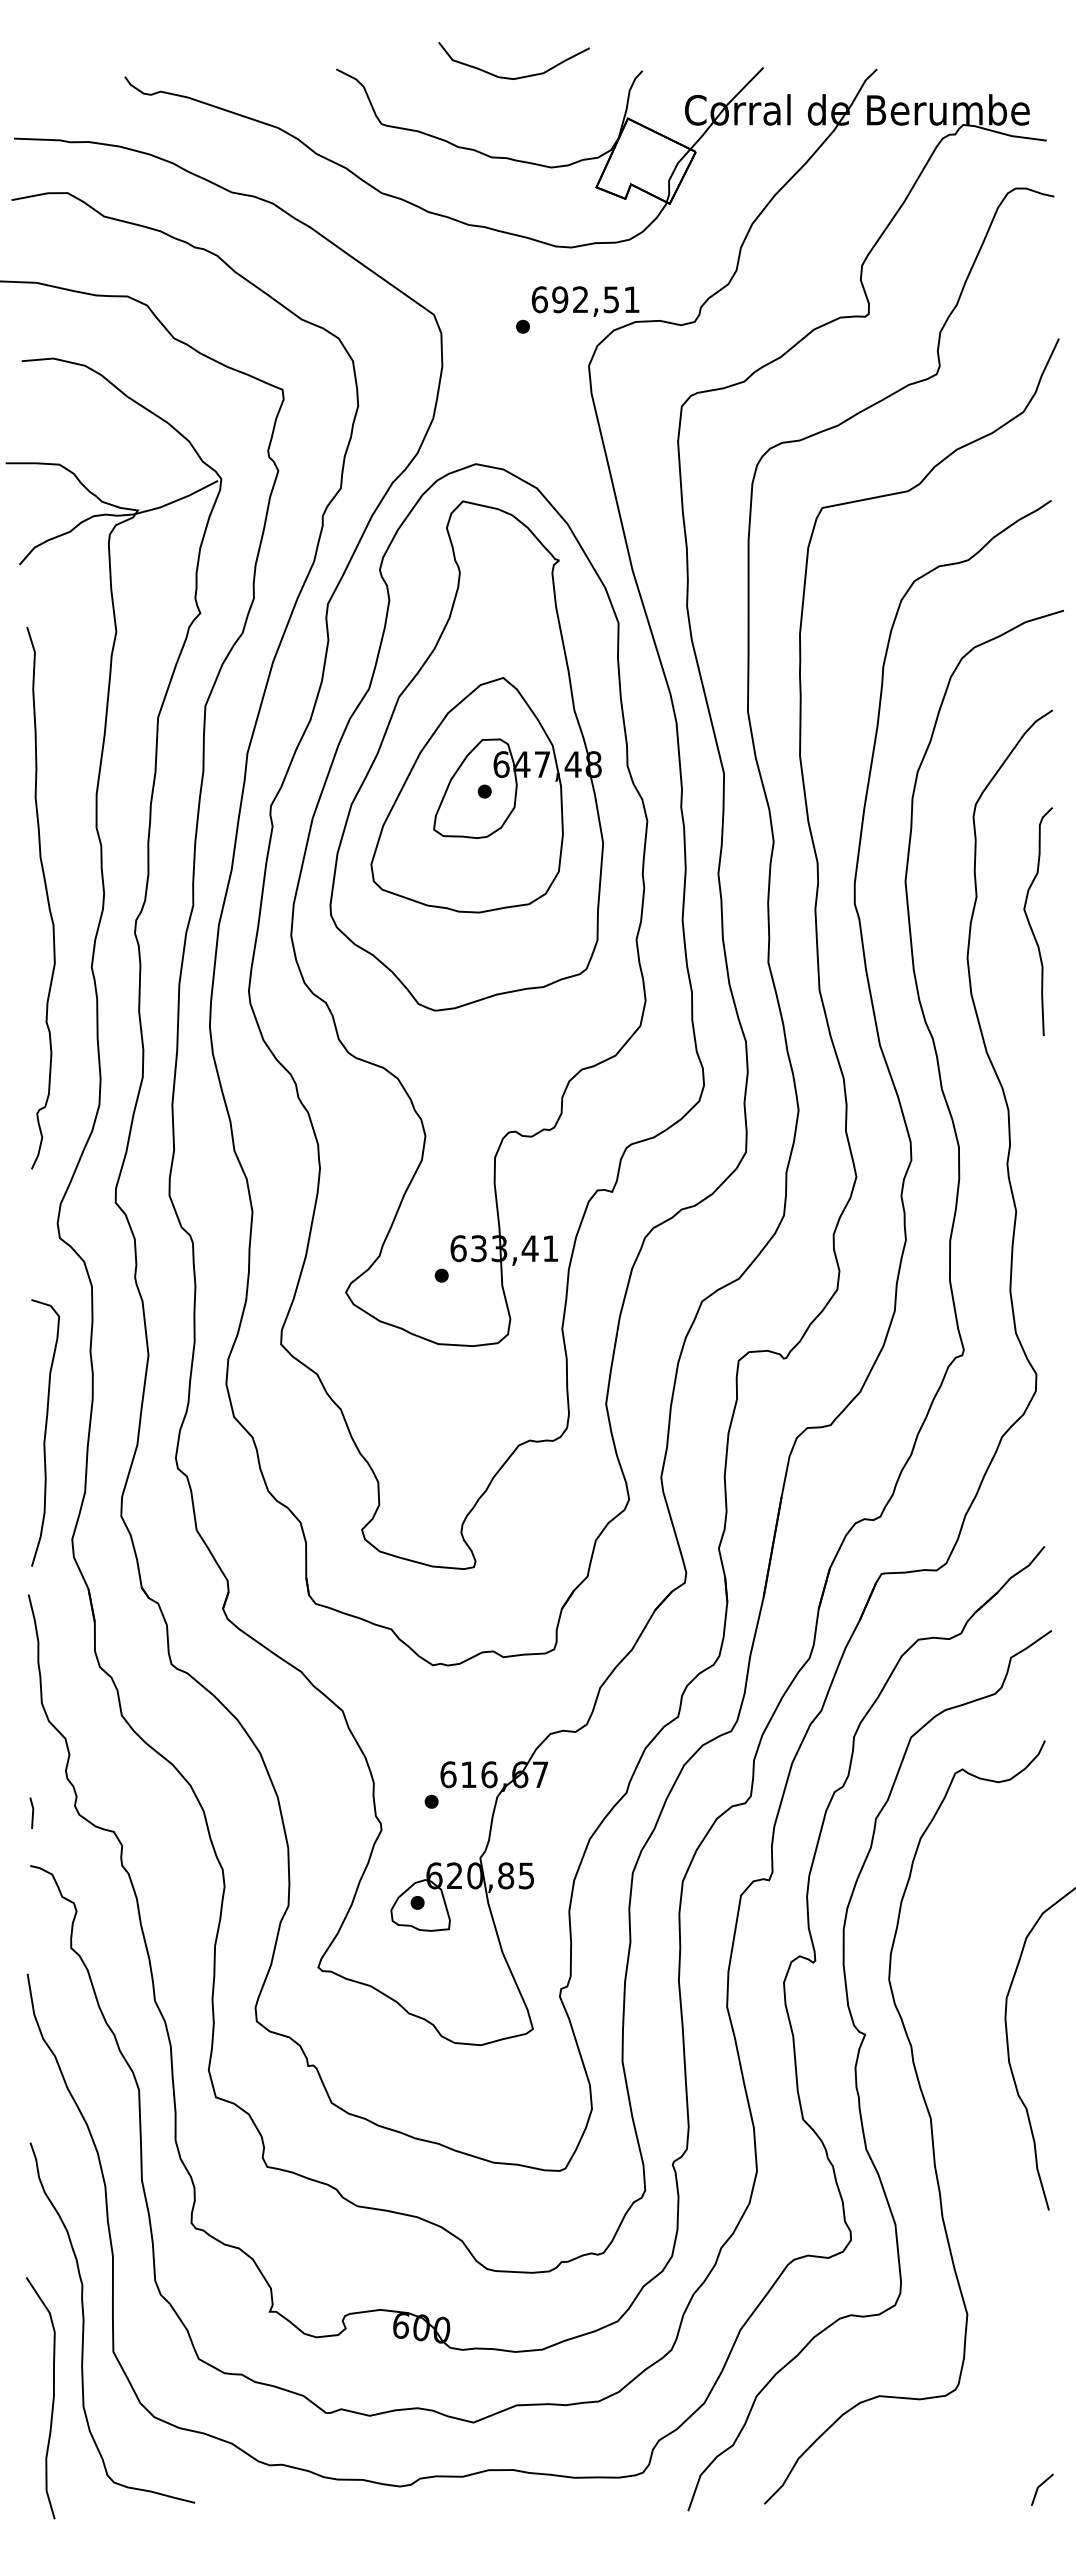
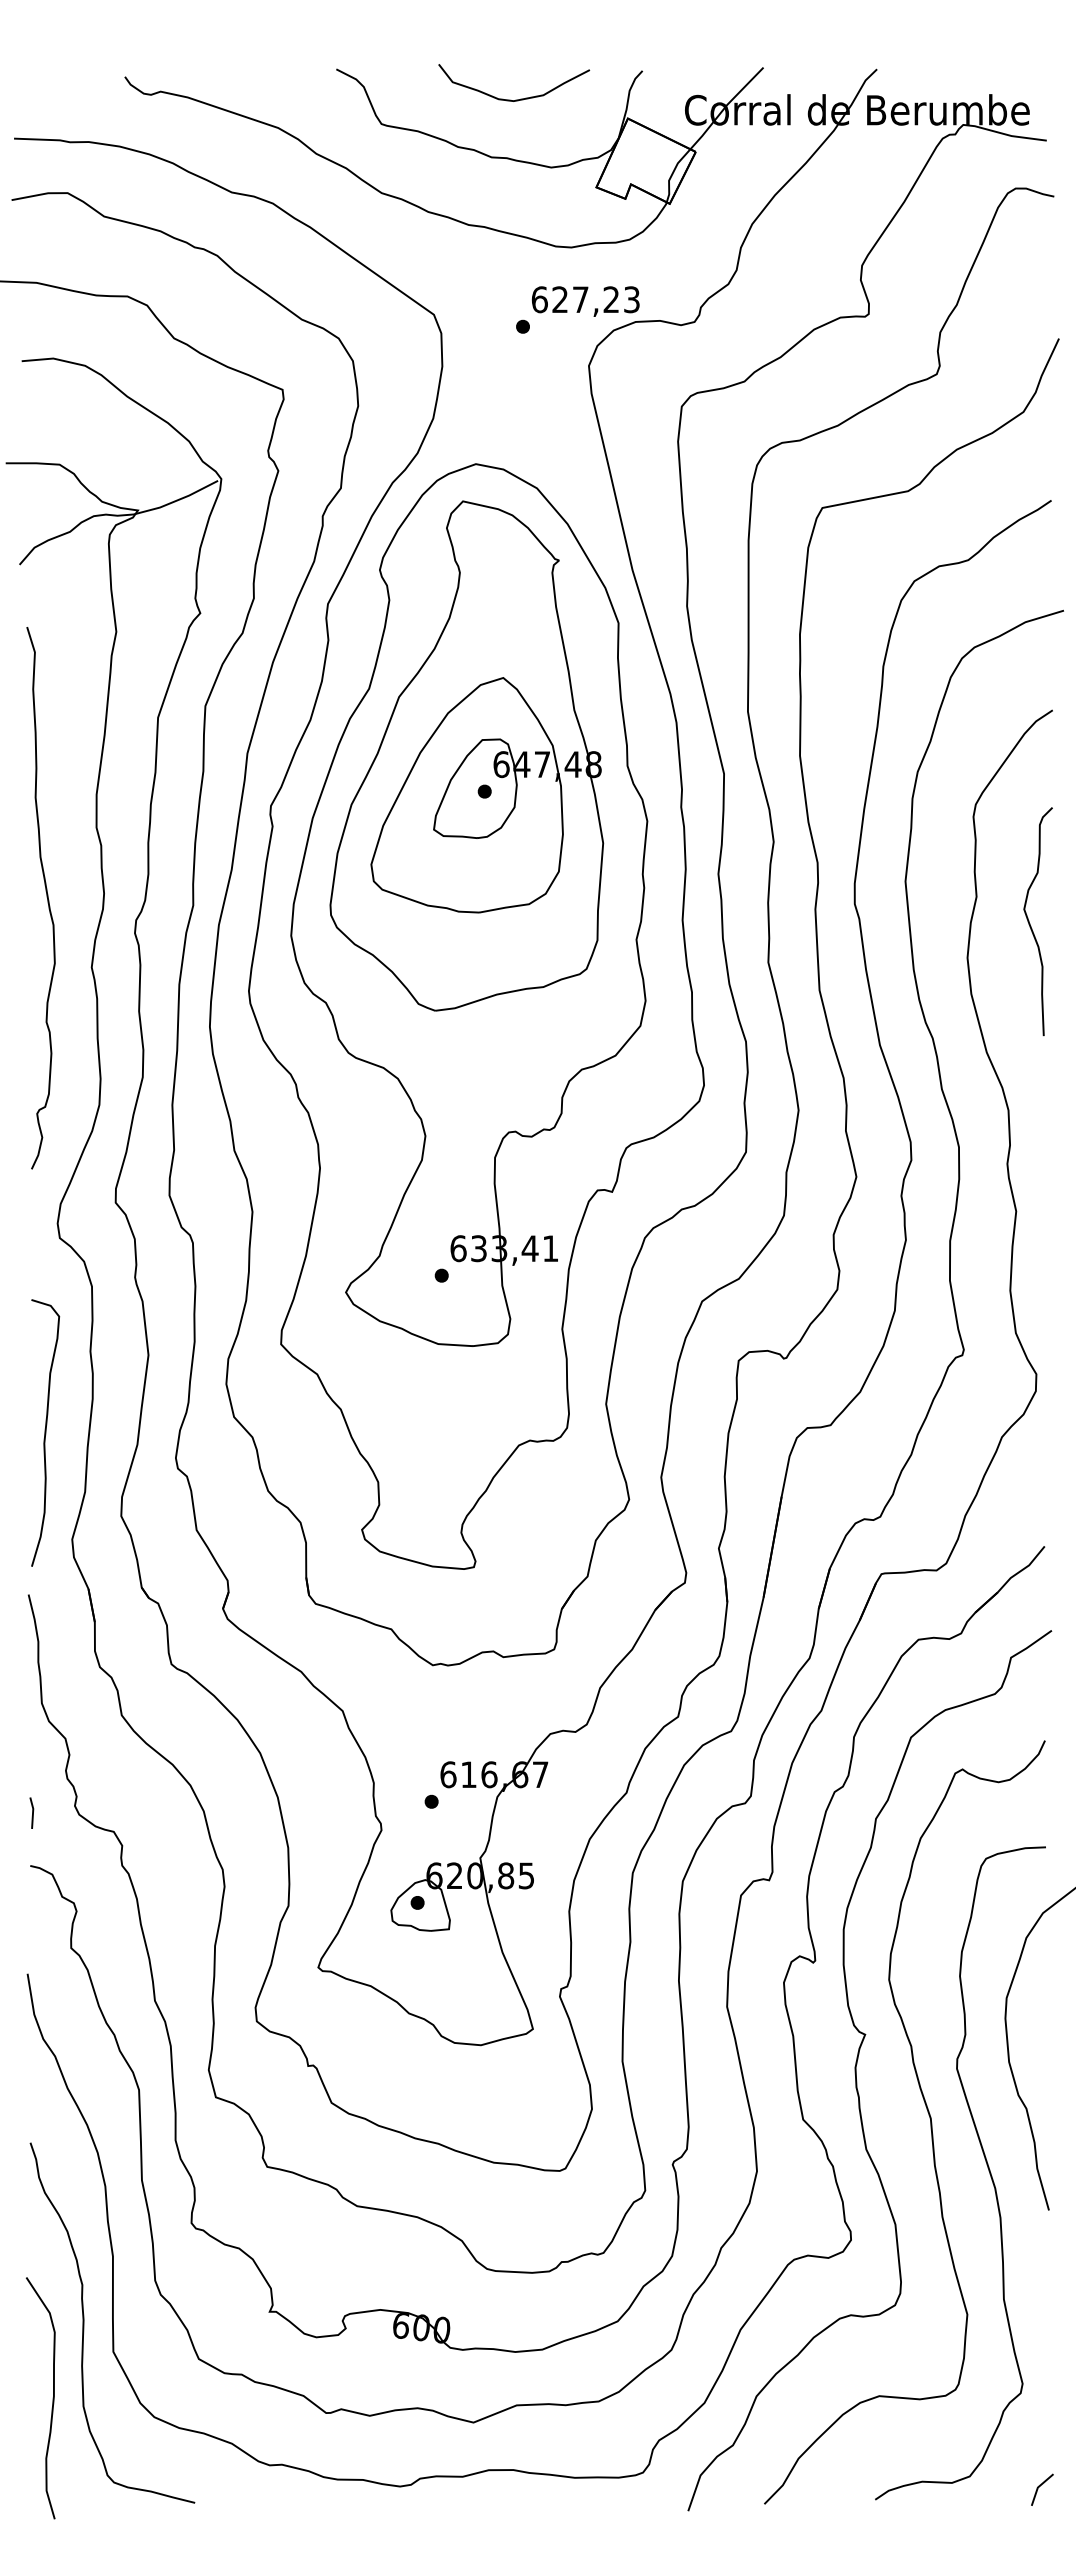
part position: (515, 77) -> (515, 99) (515, 99)
text: 692,51 -> 627,23 (595, 299)
part: none -> present (986, 2165)
